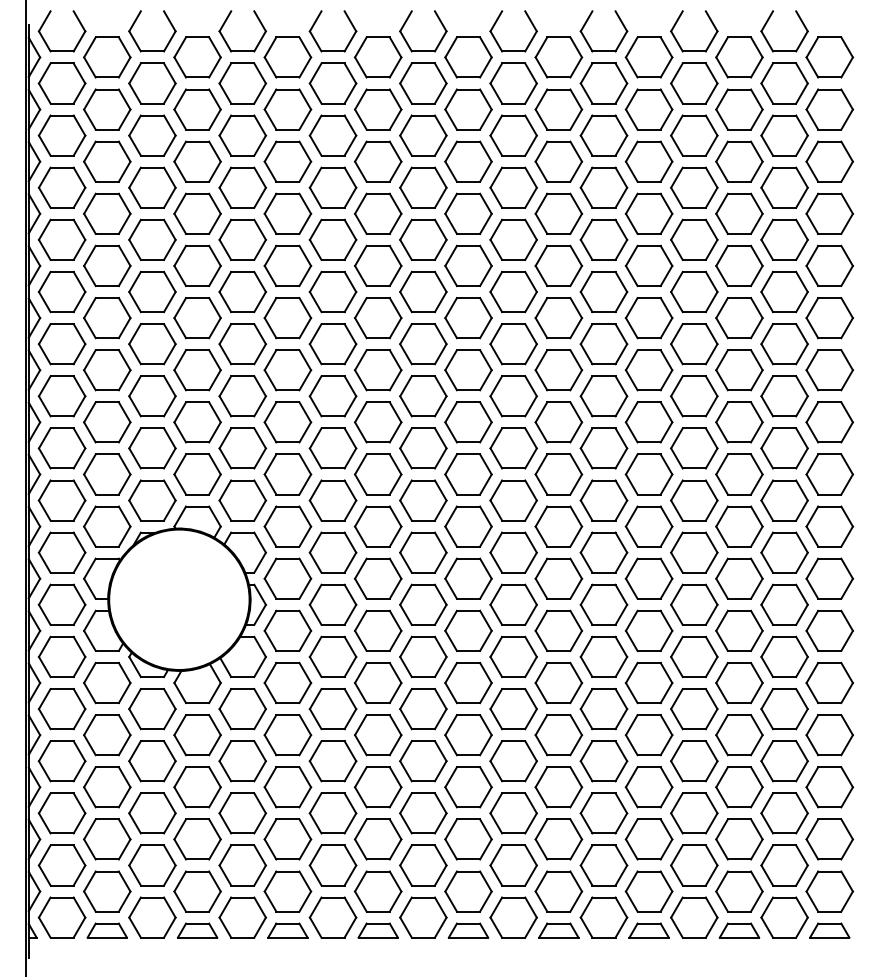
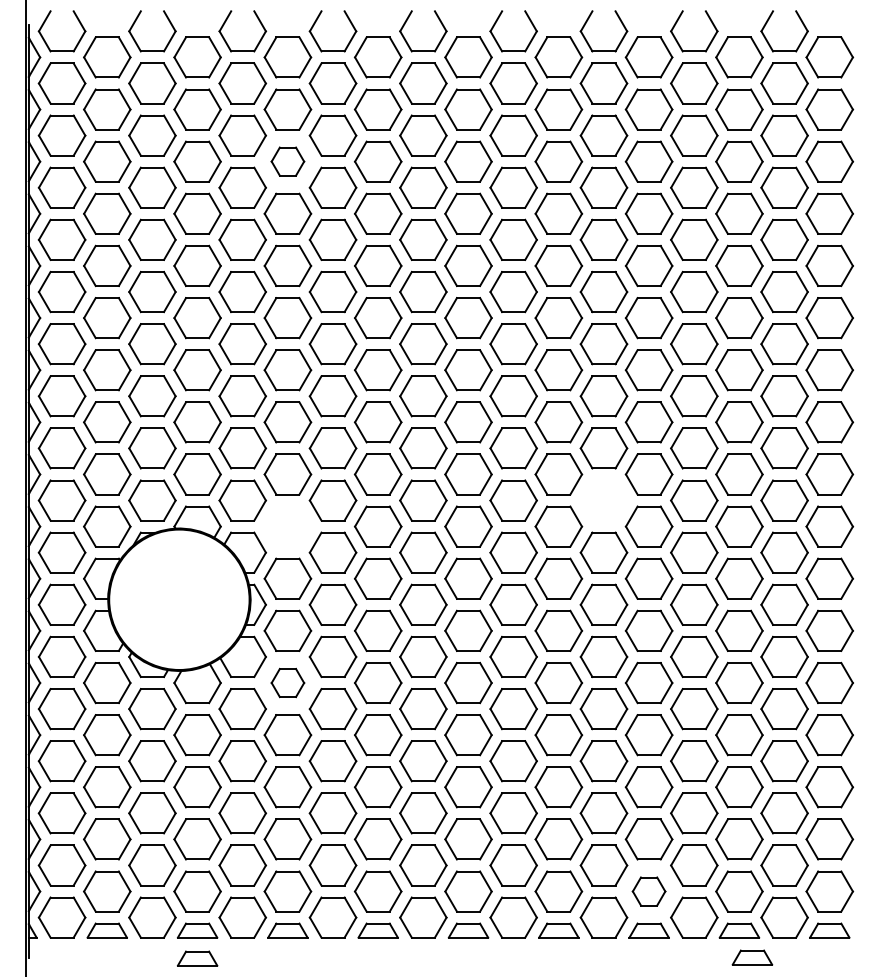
part size: 50x43 px -> 36x31 px (287, 161)
part: present -> none (603, 500)
part: present -> none (287, 526)
part size: 50x44 px -> 36x32 px (287, 682)
part size: 50x43 px -> 36x31 px (648, 891)
part: none -> present (752, 957)
part: none -> present (197, 958)
